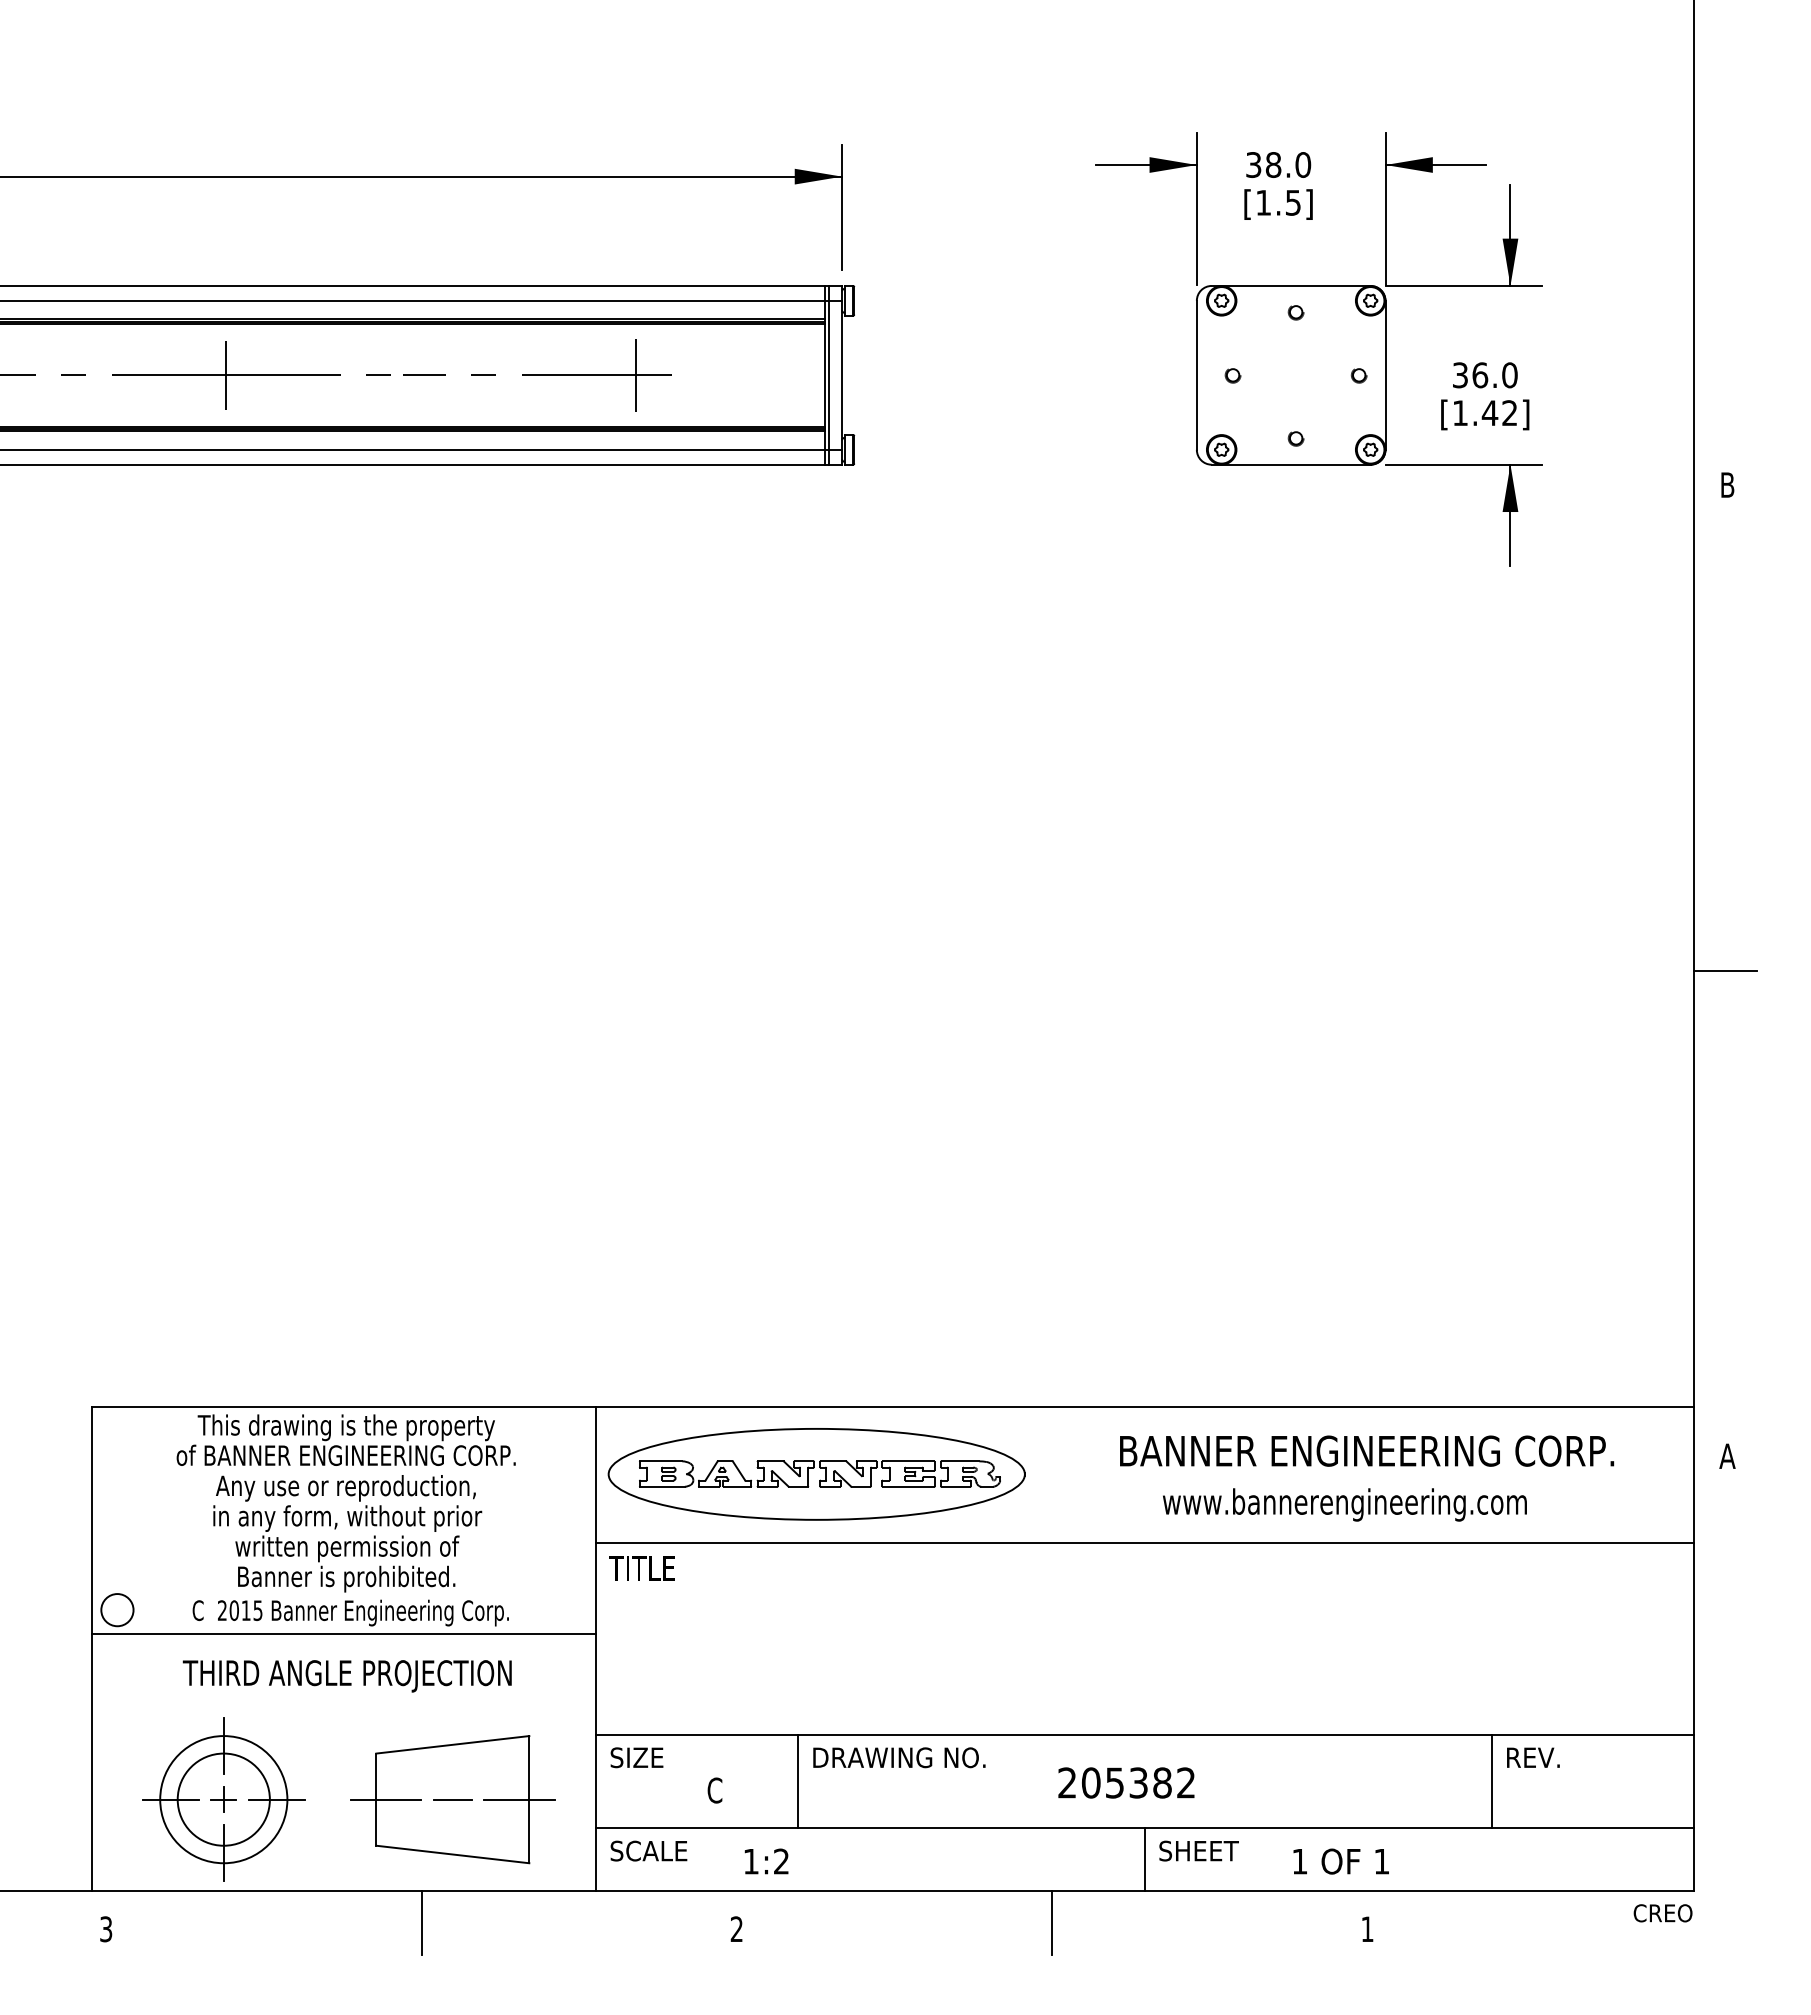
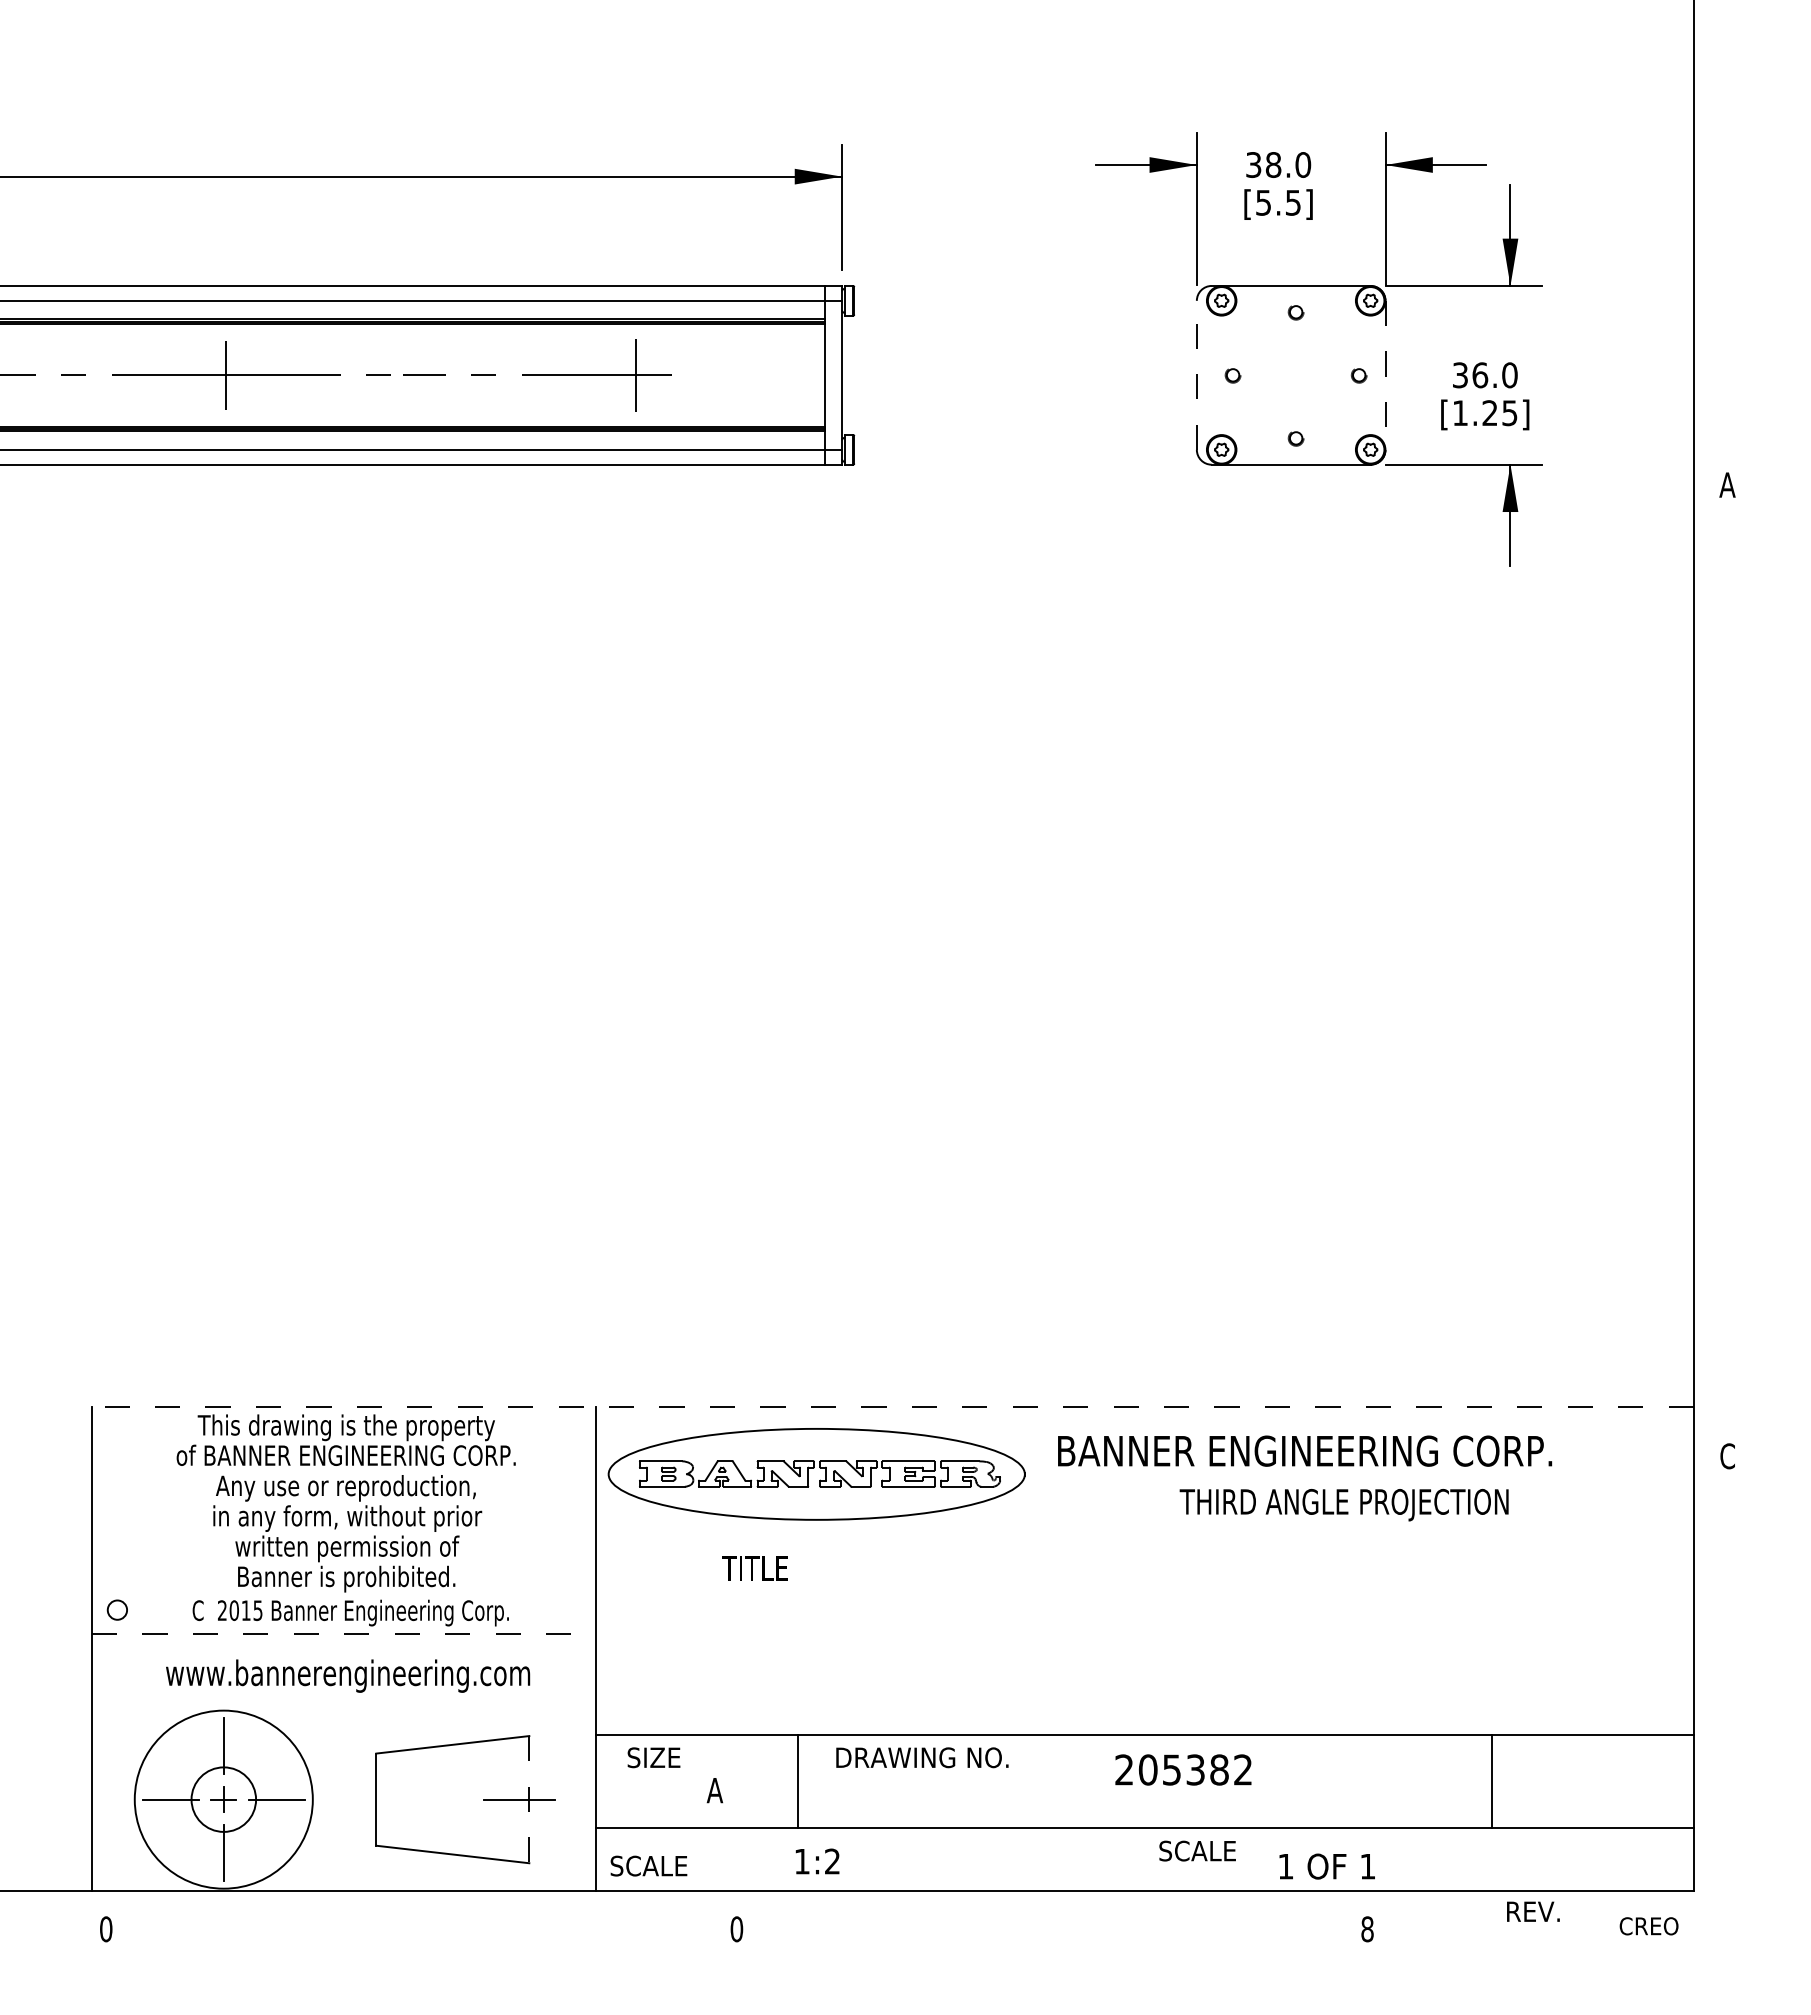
text: [1.5] -> [5.5] (1263, 202)
line: present -> none (829, 374)
line: solid -> dashed (1196, 374)
line: solid -> dashed (1385, 375)
text: [1.42] -> [1.25] (1499, 413)
text: B -> A (1727, 484)
line: present -> none (1724, 970)
line: solid -> dashed (892, 1407)
text position: (1367, 1450) -> (1305, 1450) (1305, 1450)
text: A -> C (1727, 1456)
text: www.bannerengineering.com -> THIRD ANGLE PROJECTION (1344, 1504)
line: present -> none (1144, 1543)
text position: (641, 1568) -> (754, 1568) (754, 1568)
circle diameter: 32 px -> 19 px (117, 1609)
line: solid -> dashed (344, 1634)
text: THIRD ANGLE PROJECTION -> www.bannerengineering.com (348, 1675)
text position: (636, 1757) -> (653, 1757) (653, 1757)
text position: (899, 1757) -> (922, 1757) (922, 1757)
text position: (1533, 1757) -> (1533, 1911) (1533, 1911)
text position: (1126, 1782) -> (1183, 1769) (1183, 1769)
text: C -> A (714, 1790)
circle diameter: 127 px -> 178 px (223, 1799)
circle diameter: 92 px -> 65 px (223, 1799)
line: present -> none (386, 1799)
line: present -> none (452, 1799)
line: solid -> dashed (529, 1799)
text position: (648, 1850) -> (648, 1865) (648, 1865)
text: SHEET -> SCALE (1206, 1850)
line: present -> none (1145, 1859)
text position: (766, 1861) -> (817, 1861) (817, 1861)
text position: (1340, 1861) -> (1326, 1866) (1326, 1866)
text position: (1662, 1913) -> (1648, 1926) (1648, 1926)
line: present -> none (421, 1922)
line: present -> none (1052, 1922)
text: 3 -> 0 (106, 1929)
text: 2 -> 0 (736, 1929)
text: 1 -> 8 (1367, 1929)
